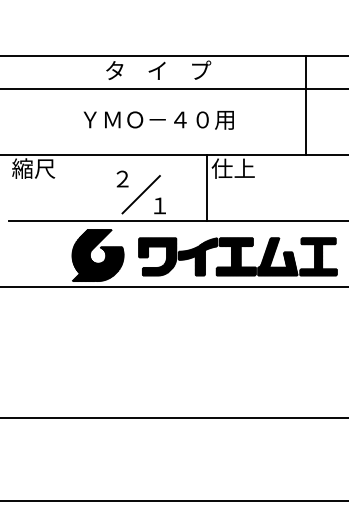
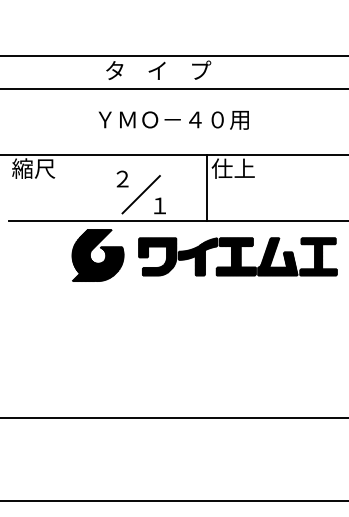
line: present -> none (306, 105)
text position: (158, 120) -> (173, 120) (173, 120)
line: present -> none (173, 287)
